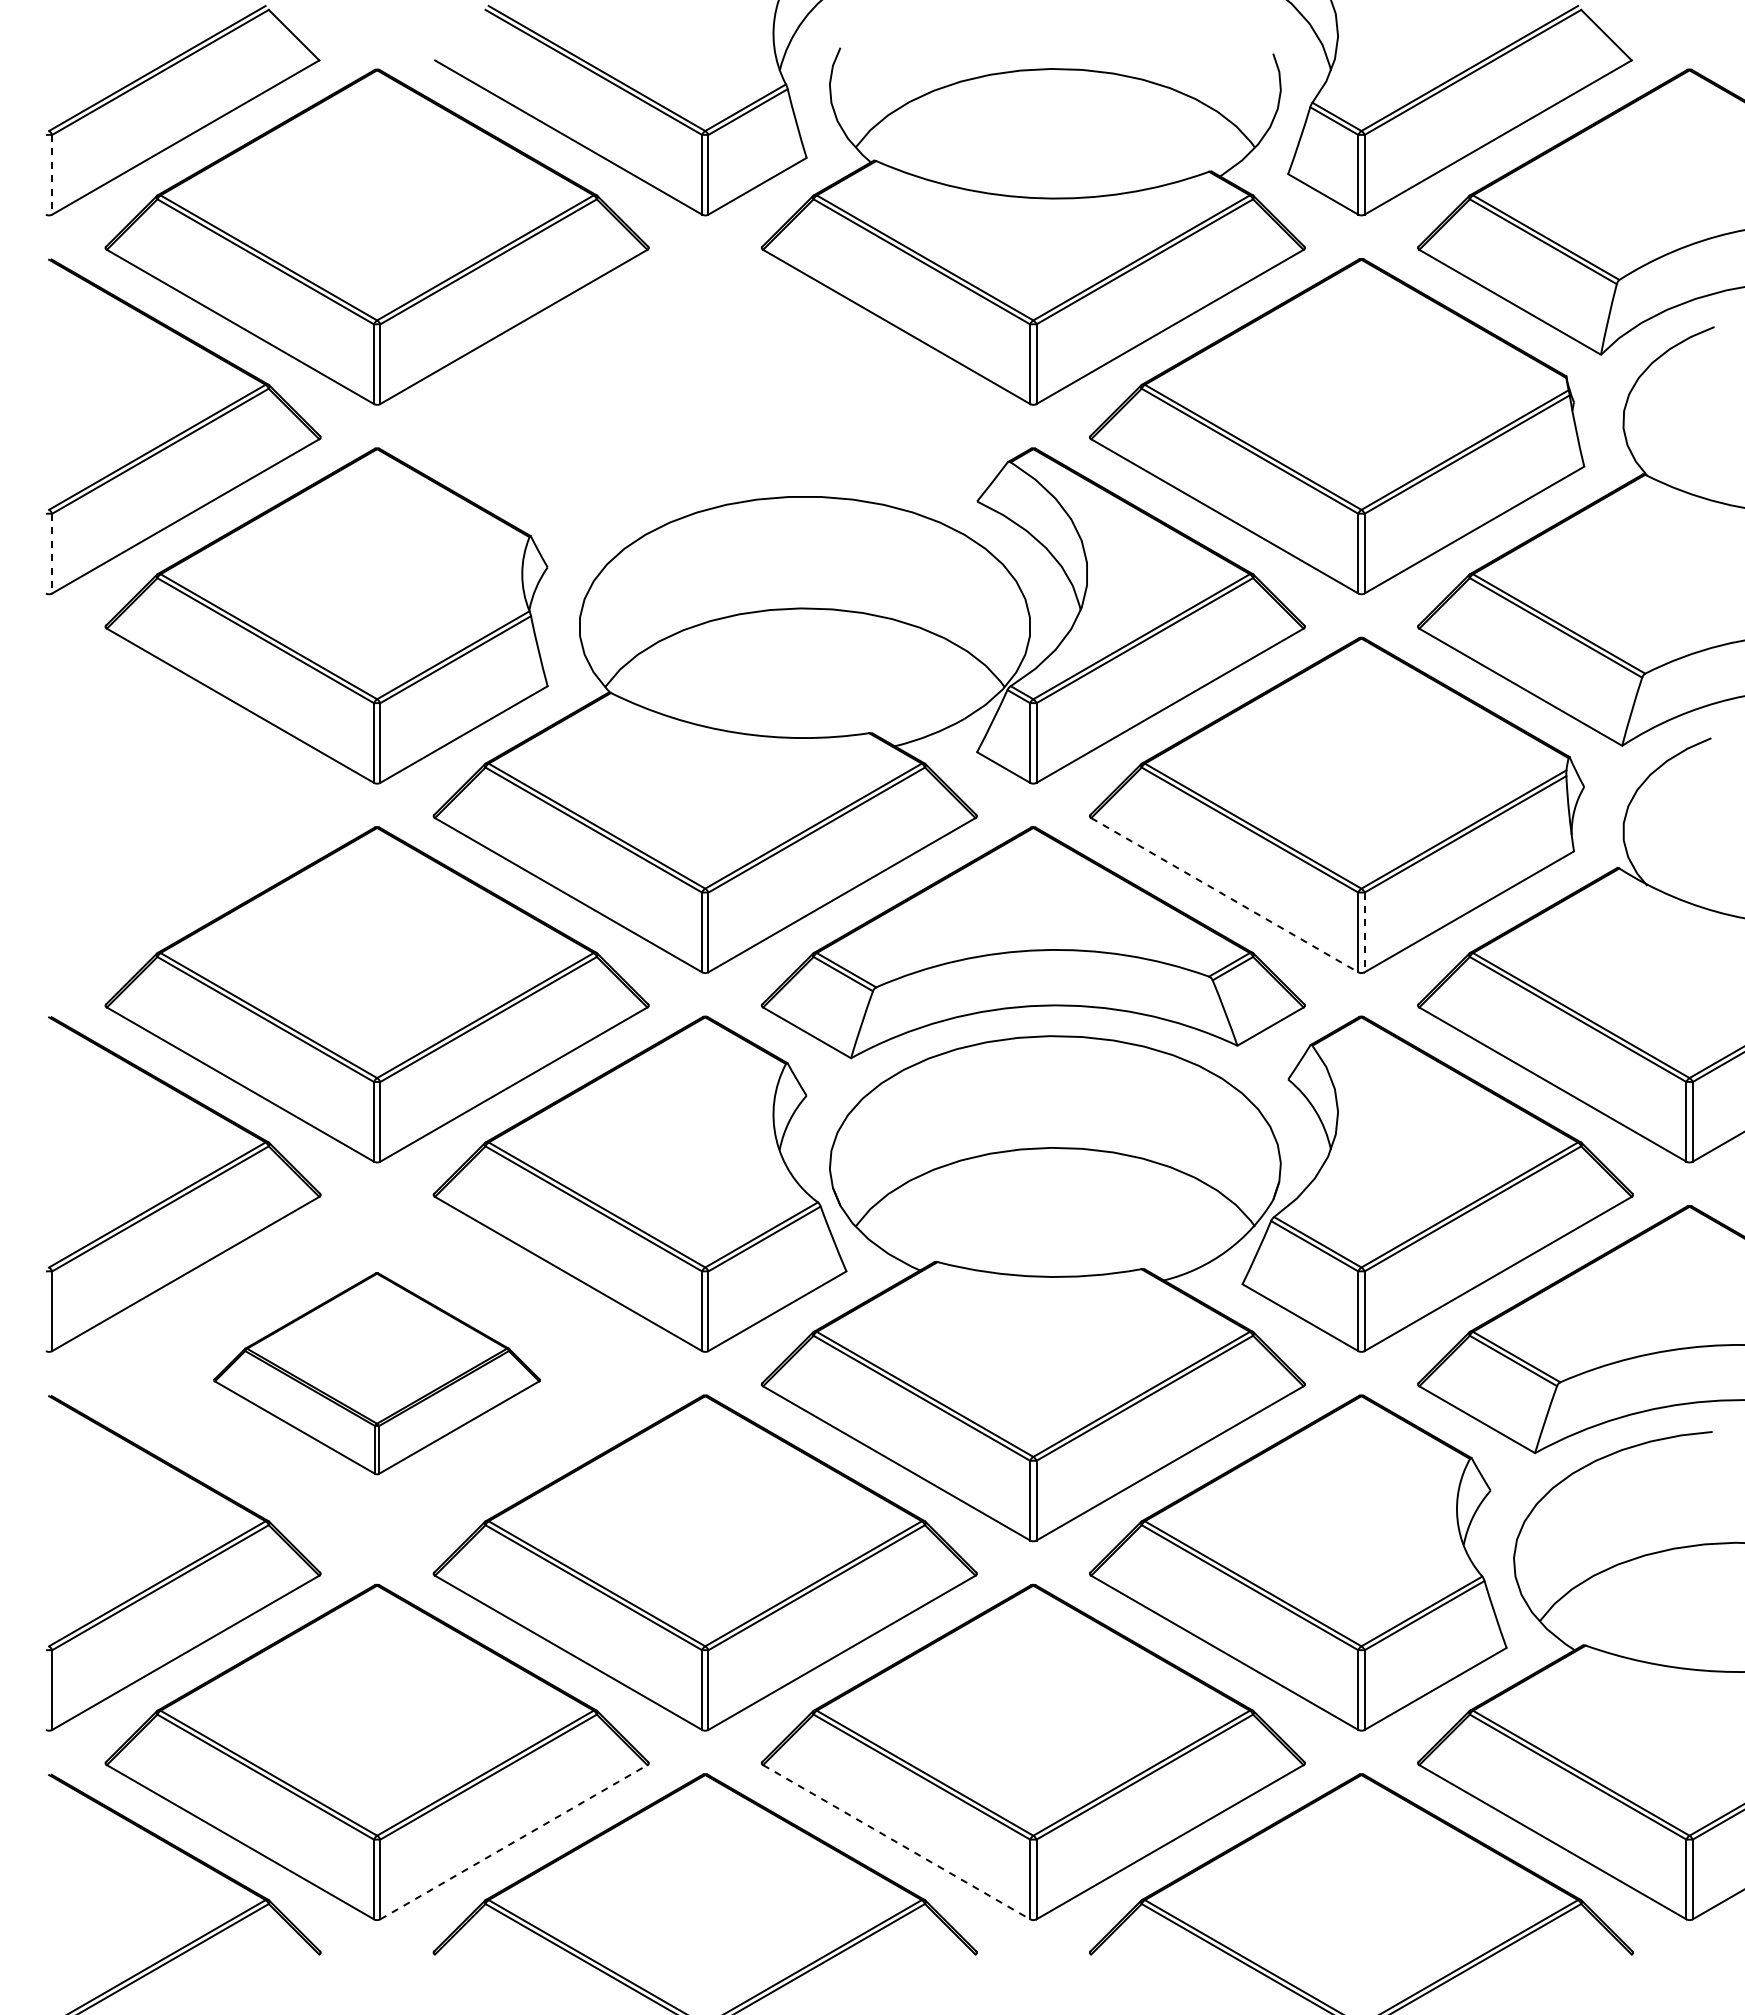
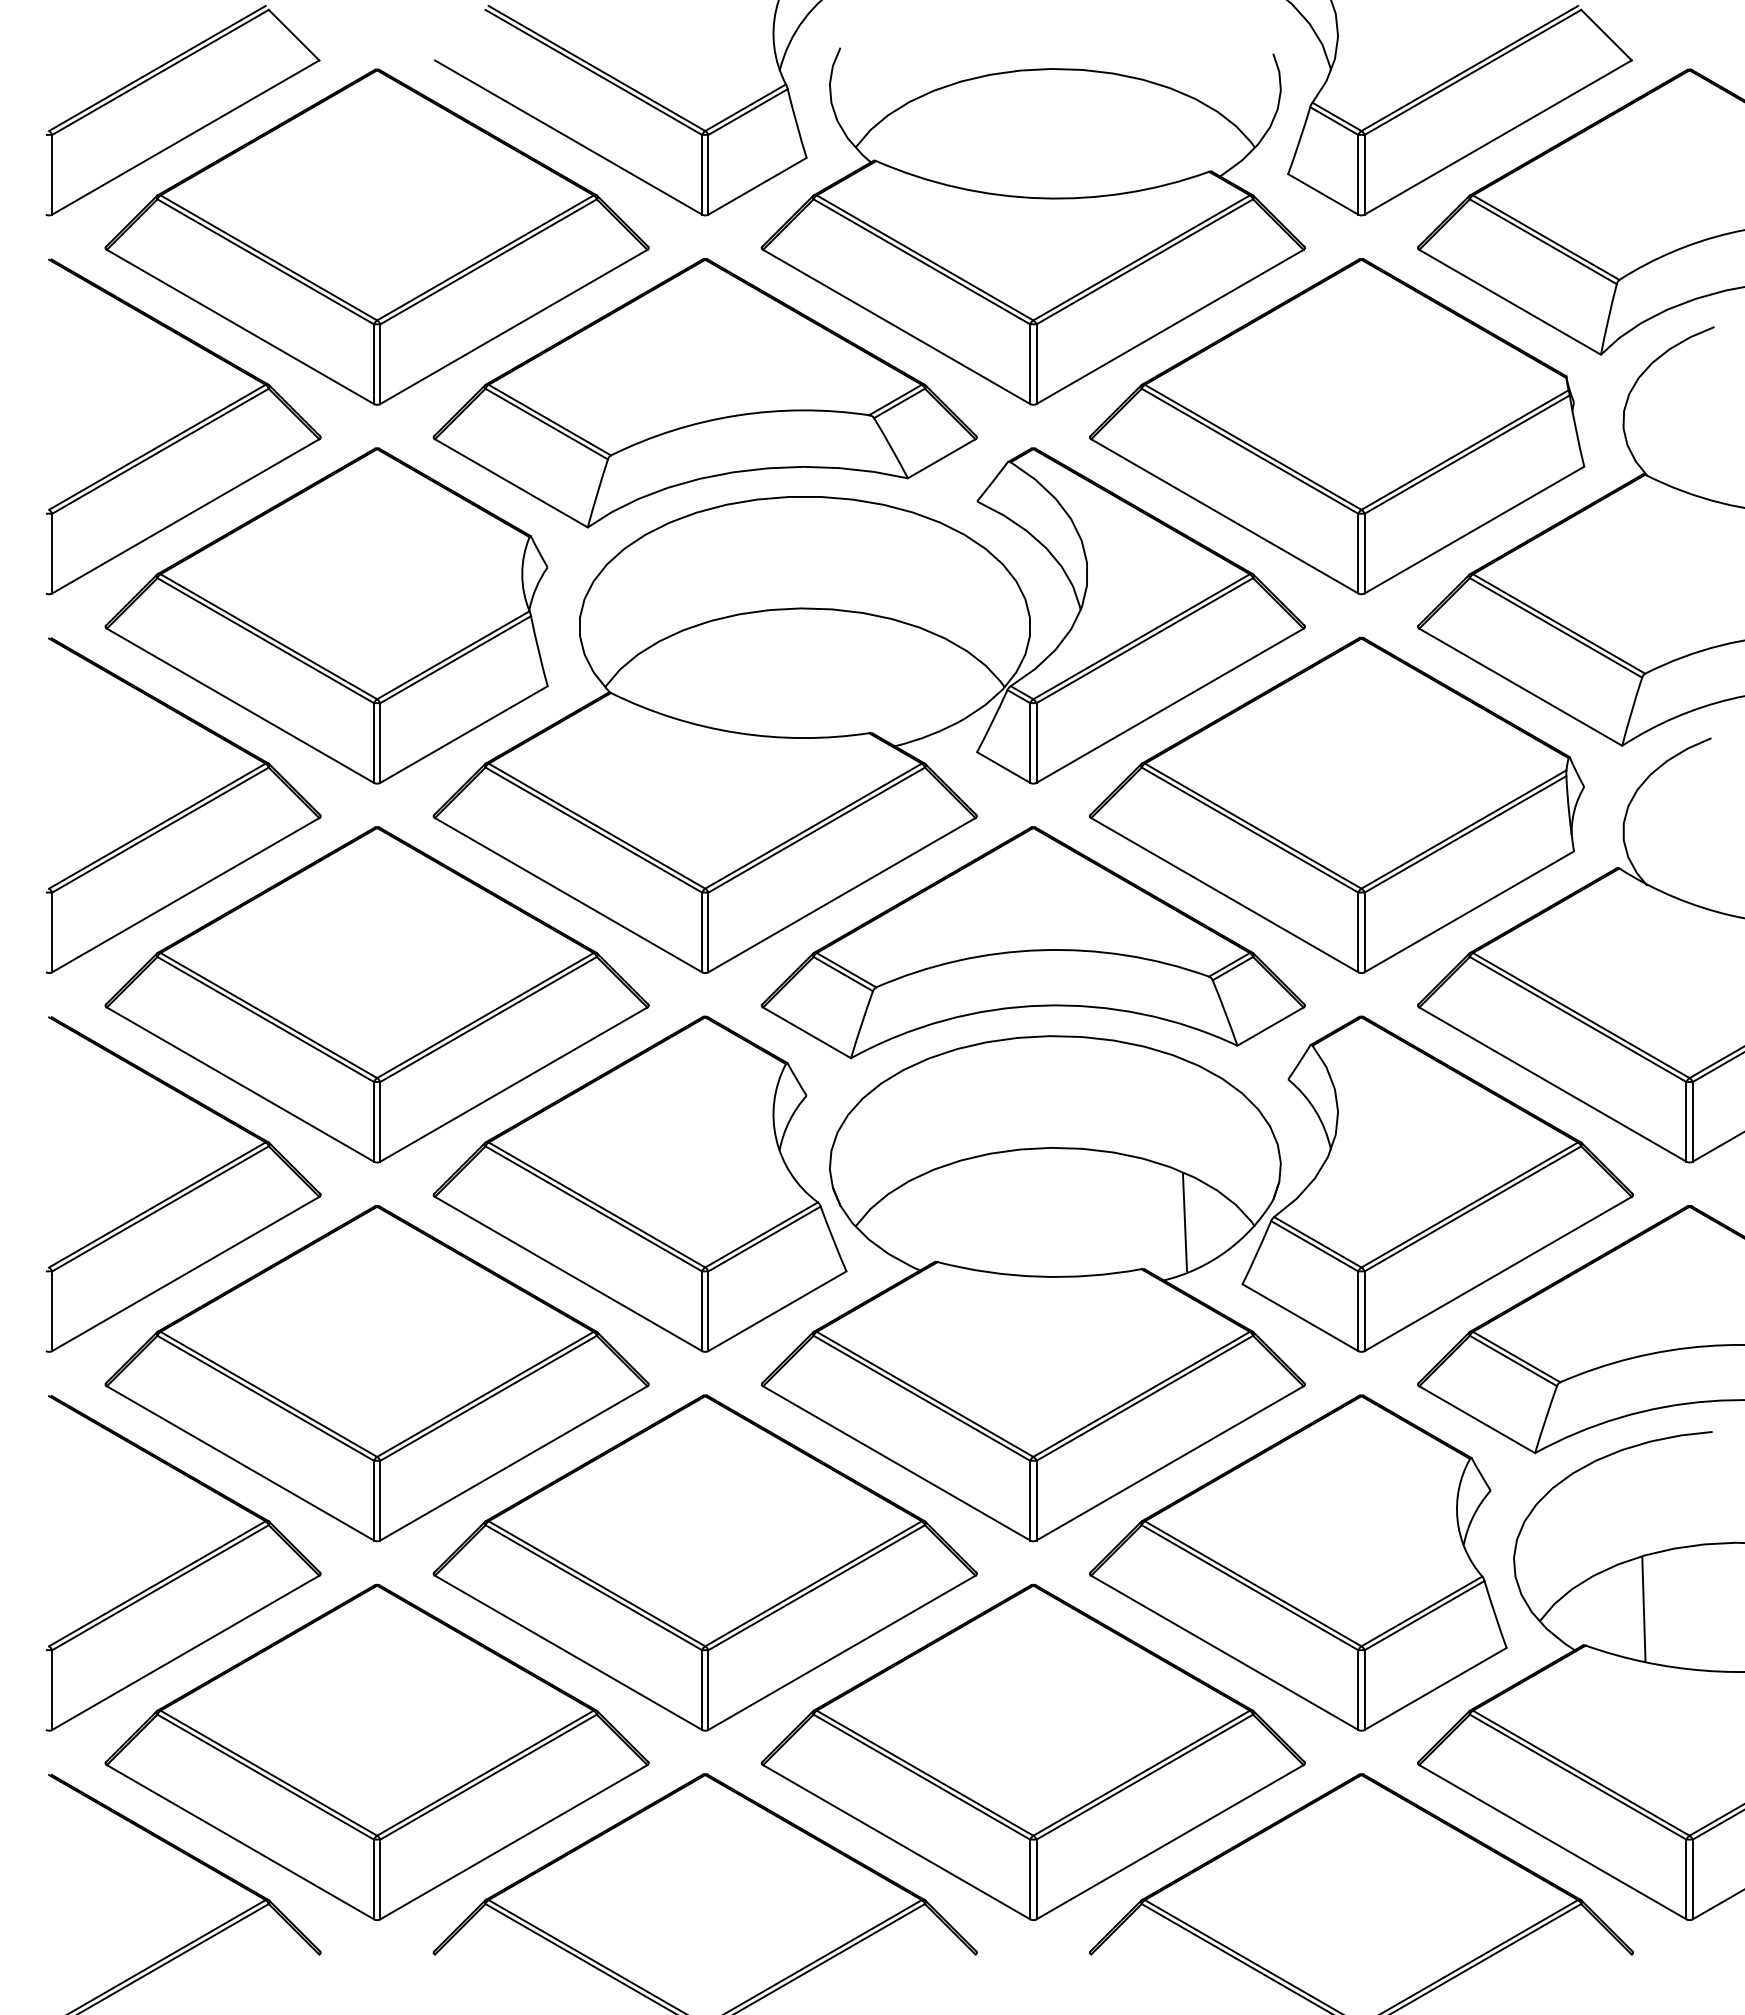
line: dashed -> solid (52, 174)
part: none -> present (704, 393)
line: dashed -> solid (52, 553)
part: none -> present (183, 805)
line: dashed -> solid (1225, 895)
line: dashed -> solid (1364, 932)
line: none -> present (1184, 1221)
part size: 328x204 px -> 546x338 px (376, 1373)
line: none -> present (1643, 1608)
line: dashed -> solid (514, 1841)
line: dashed -> solid (897, 1842)
